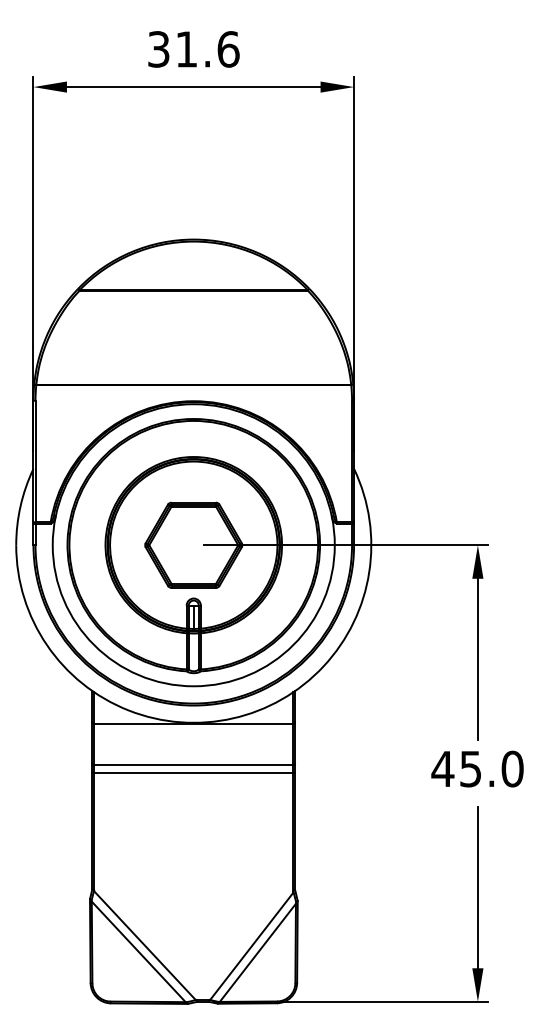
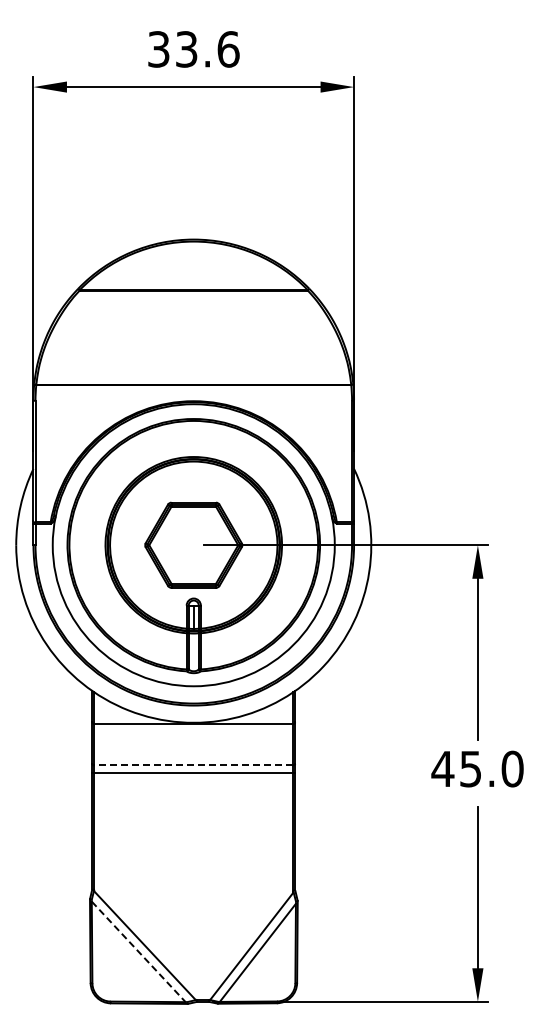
text: 31.6 -> 33.6 (186, 49)
line: solid -> dashed (193, 765)
line: solid -> dashed (138, 951)
